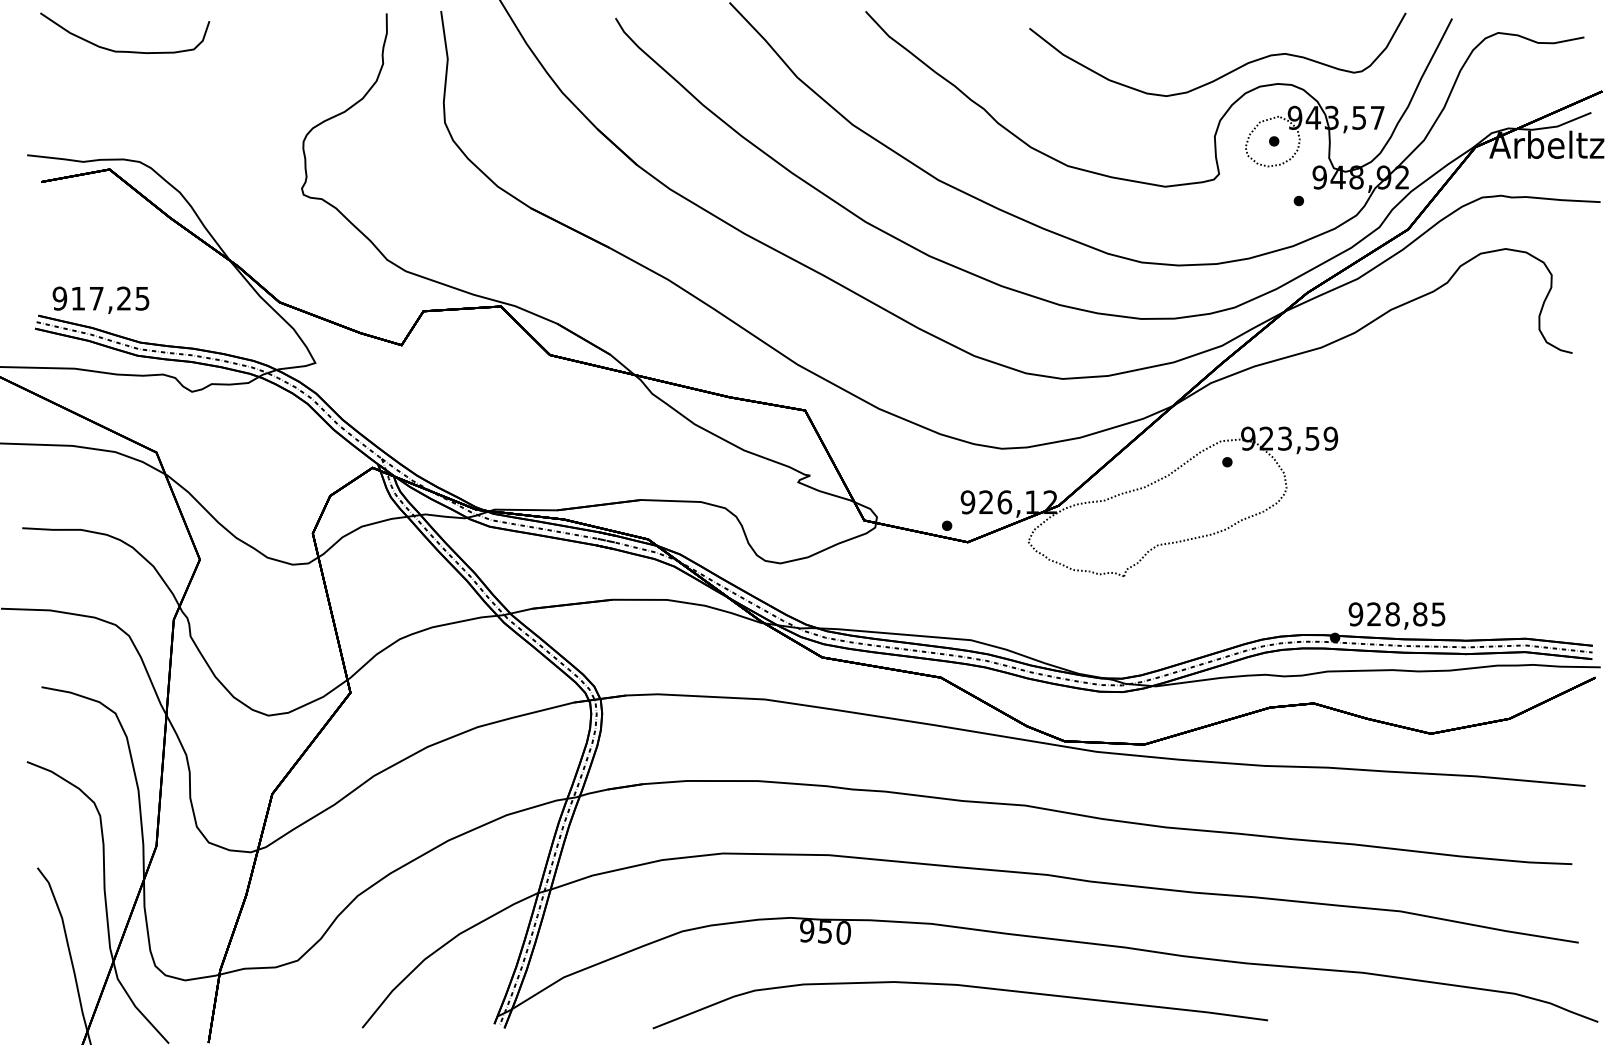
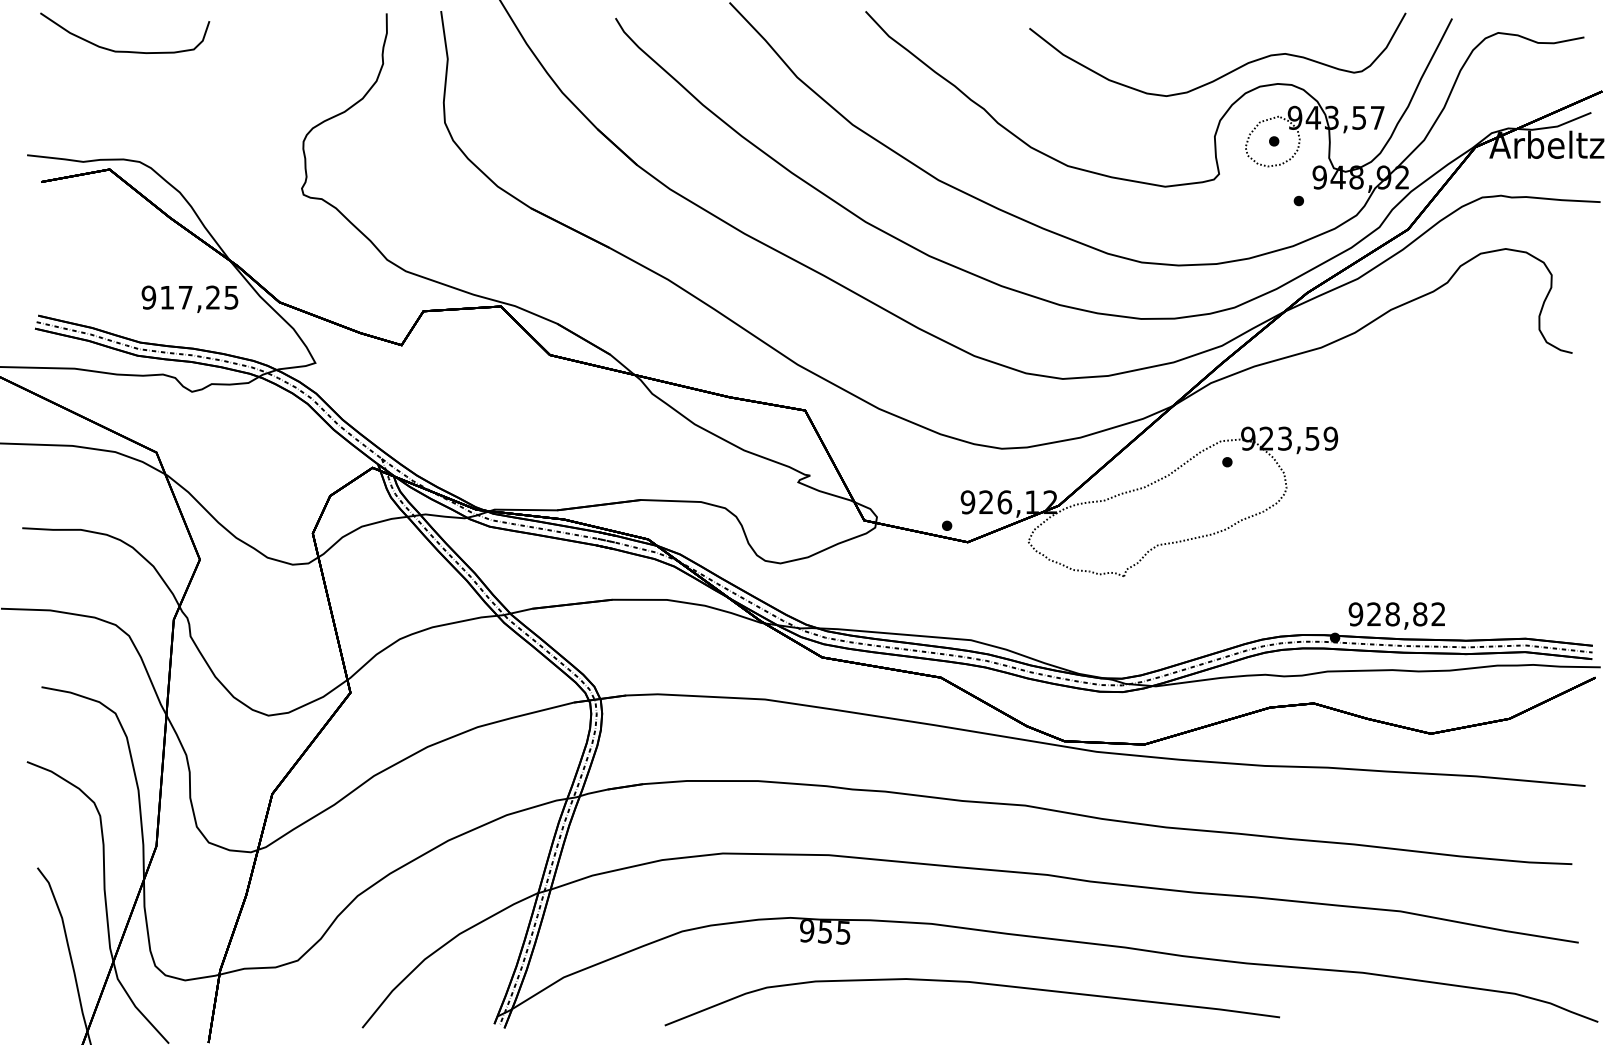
text position: (100, 299) -> (189, 298) (189, 298)
text: 928,85 -> 928,82 (1438, 614)
text: 950 -> 955 (843, 932)
curve position: (959, 986) -> (971, 983) (971, 983)
